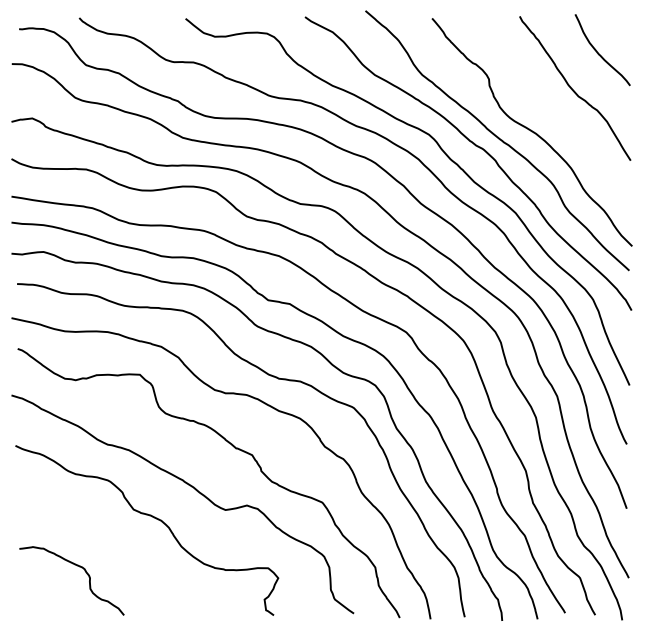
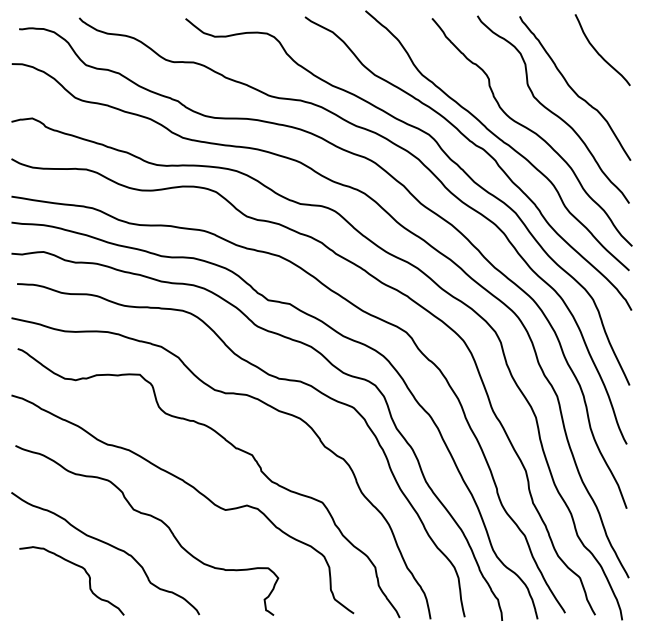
curve: none -> present (551, 110)
curve: none -> present (108, 545)
